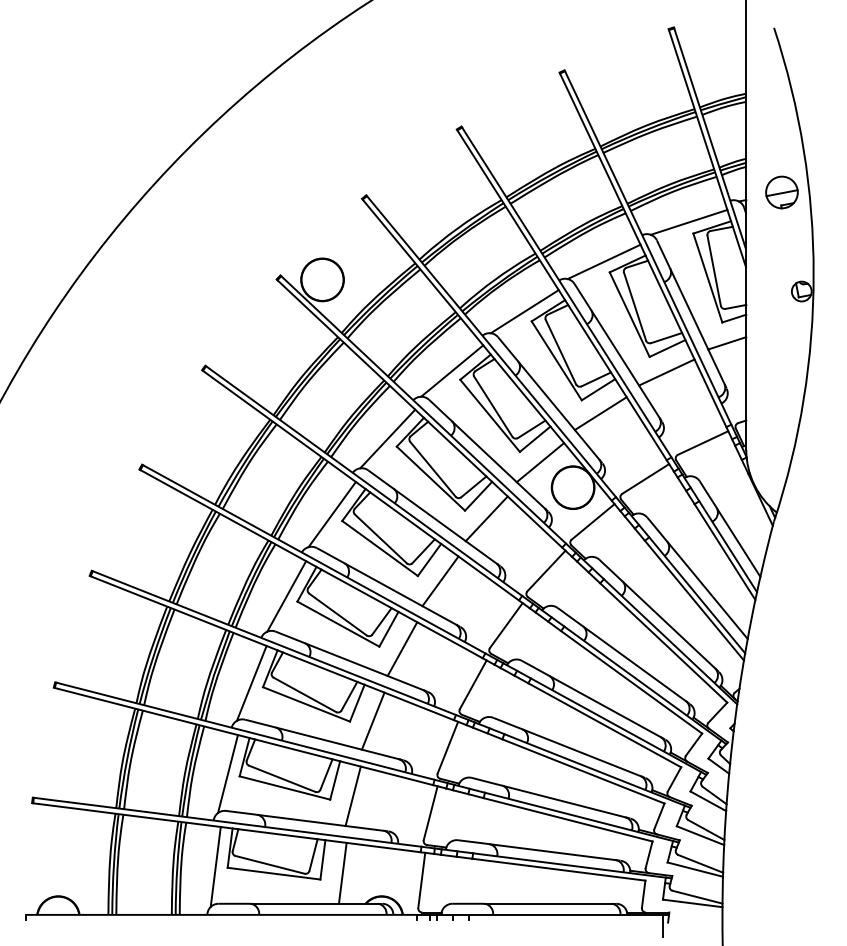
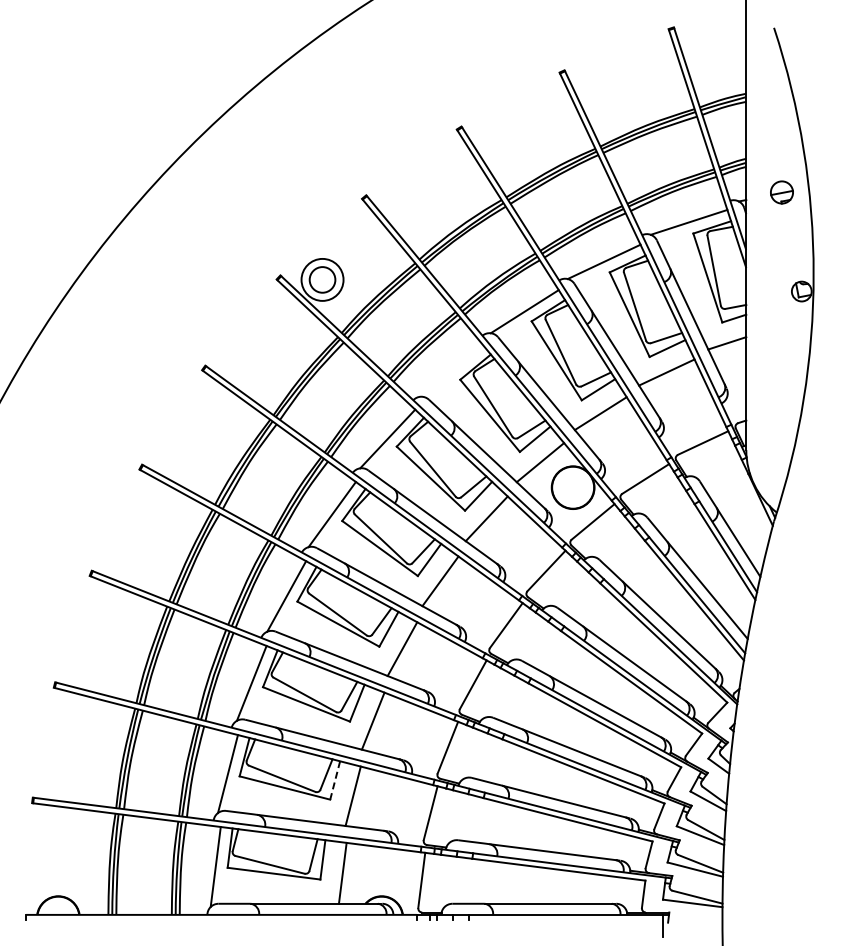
part size: 34x35 px -> 24x25 px (781, 192)
circle diameter: 43 px -> 26 px (322, 279)
line: present -> none (452, 370)
line: solid -> dashed (335, 780)
